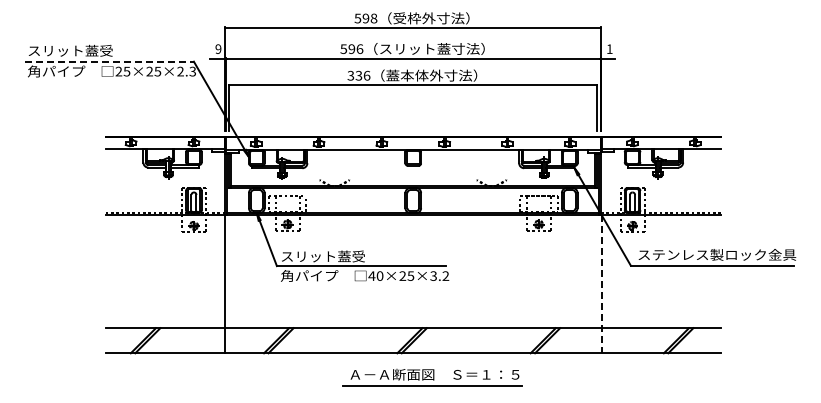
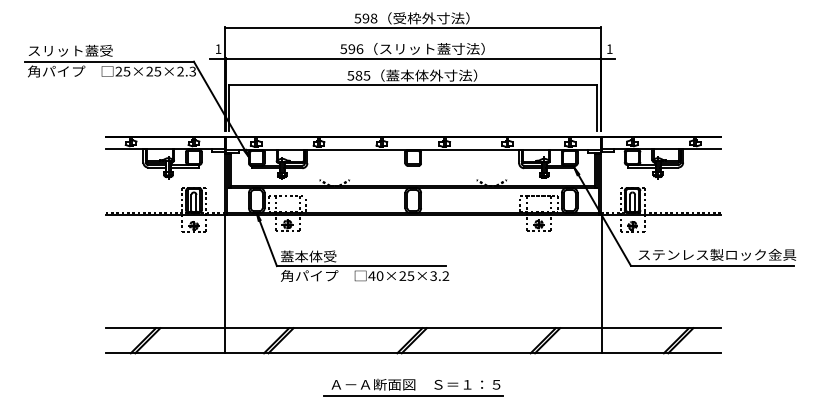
text: 9 -> 1 (218, 48)
line: dashed -> solid (109, 61)
text: 336 -> 585 (359, 75)
text: スリット蓋受 -> 蓋本体受 (322, 256)
line: dashed -> solid (602, 284)
part position: (432, 377) -> (413, 387) (413, 387)
